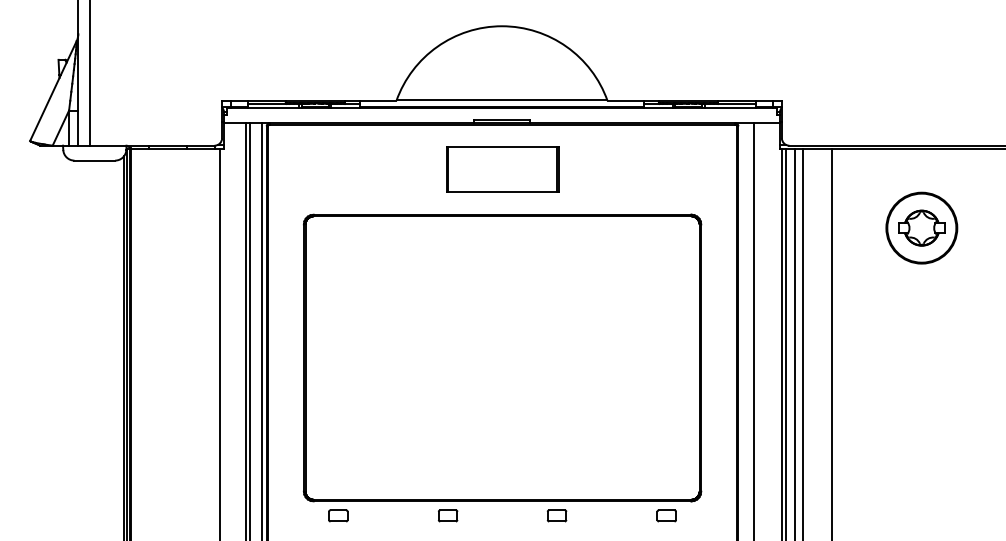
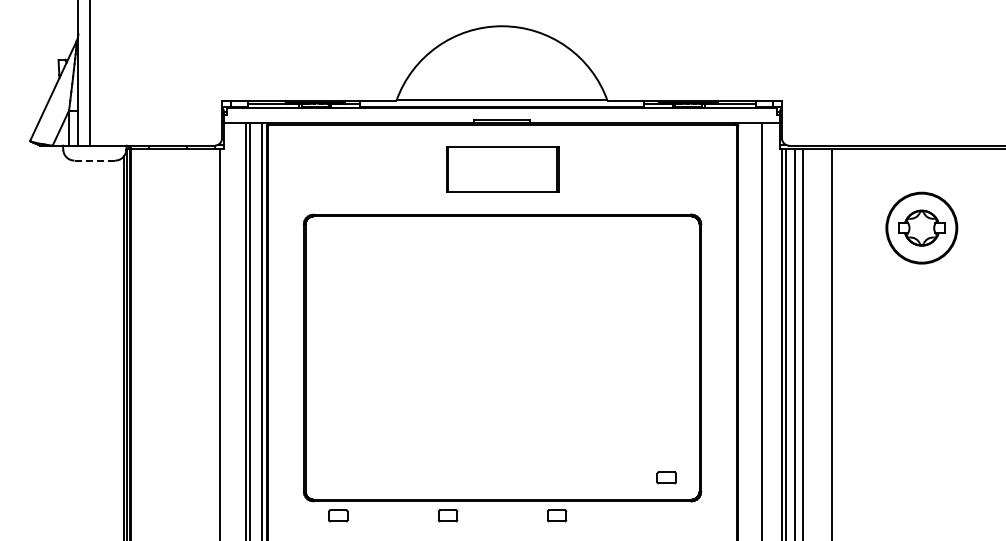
line: solid -> dashed (94, 160)
line position: (753, 330) -> (761, 330) (761, 330)
part position: (666, 515) -> (666, 477) (666, 477)
